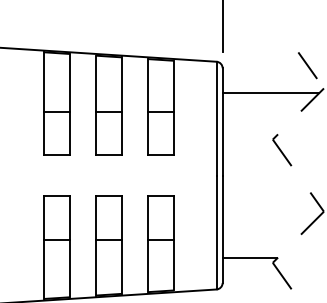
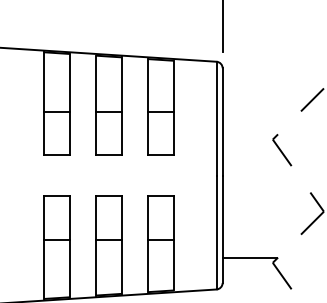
line: present -> none (307, 65)
line: present -> none (270, 93)
